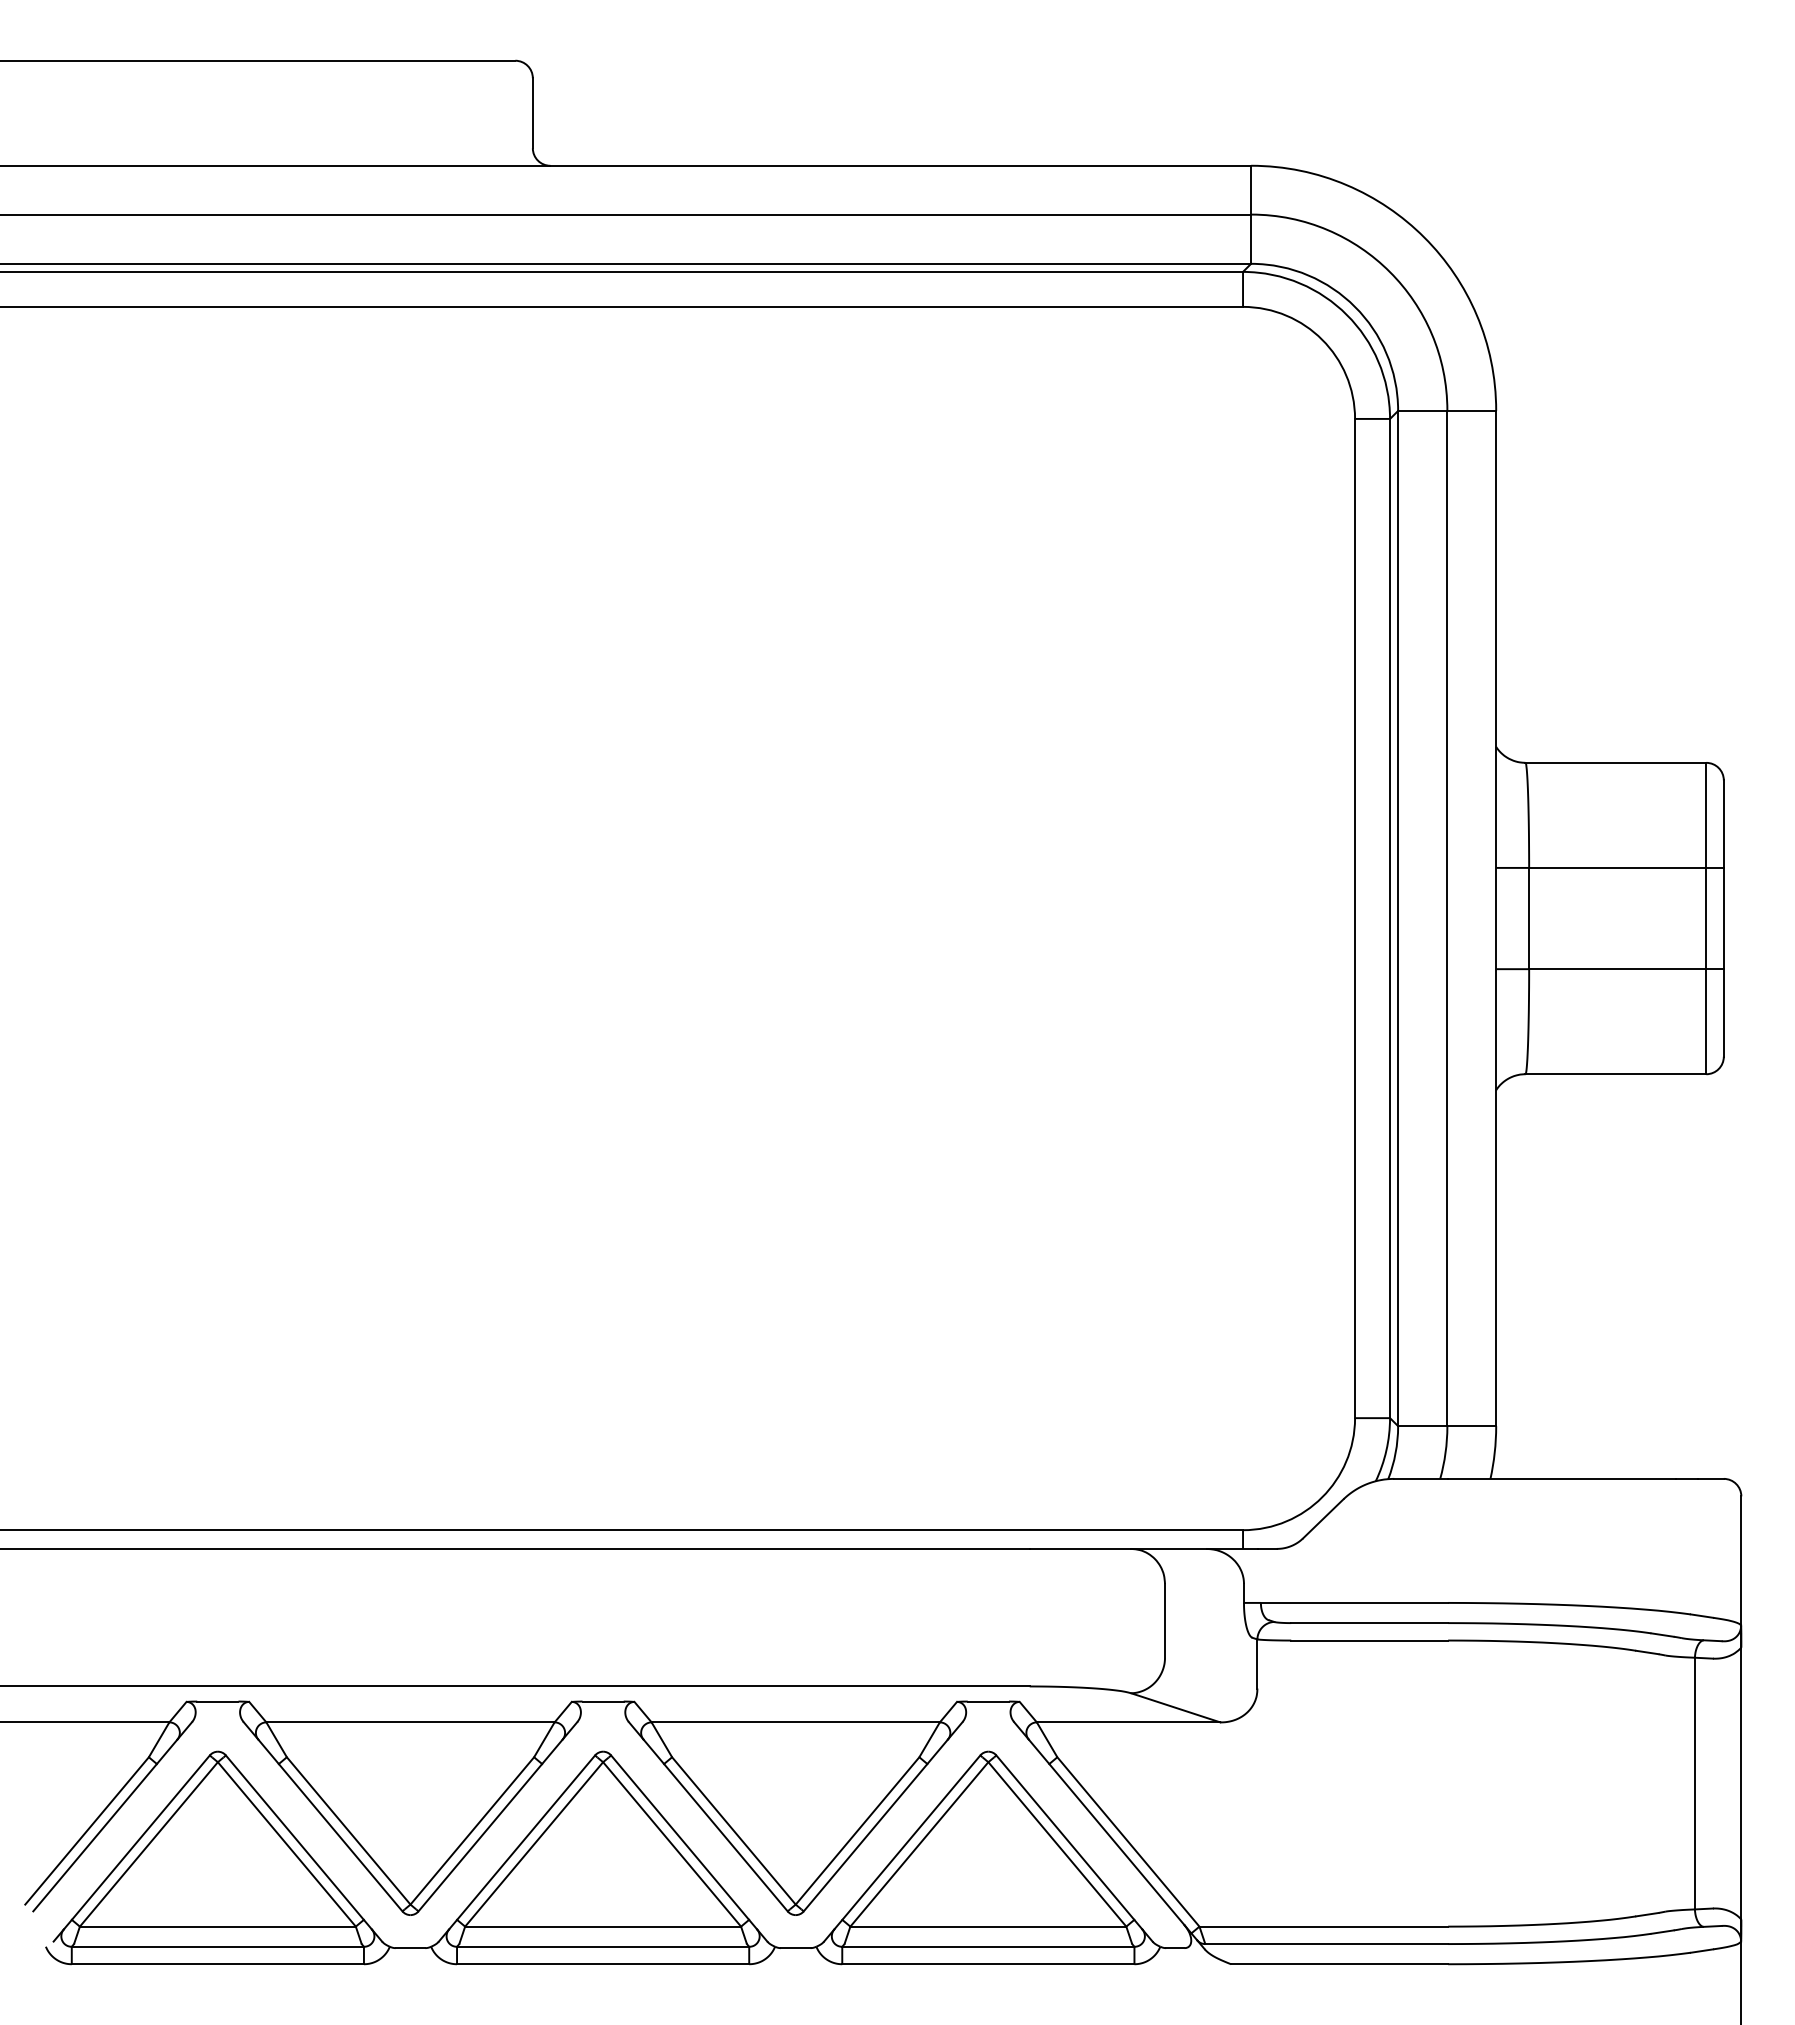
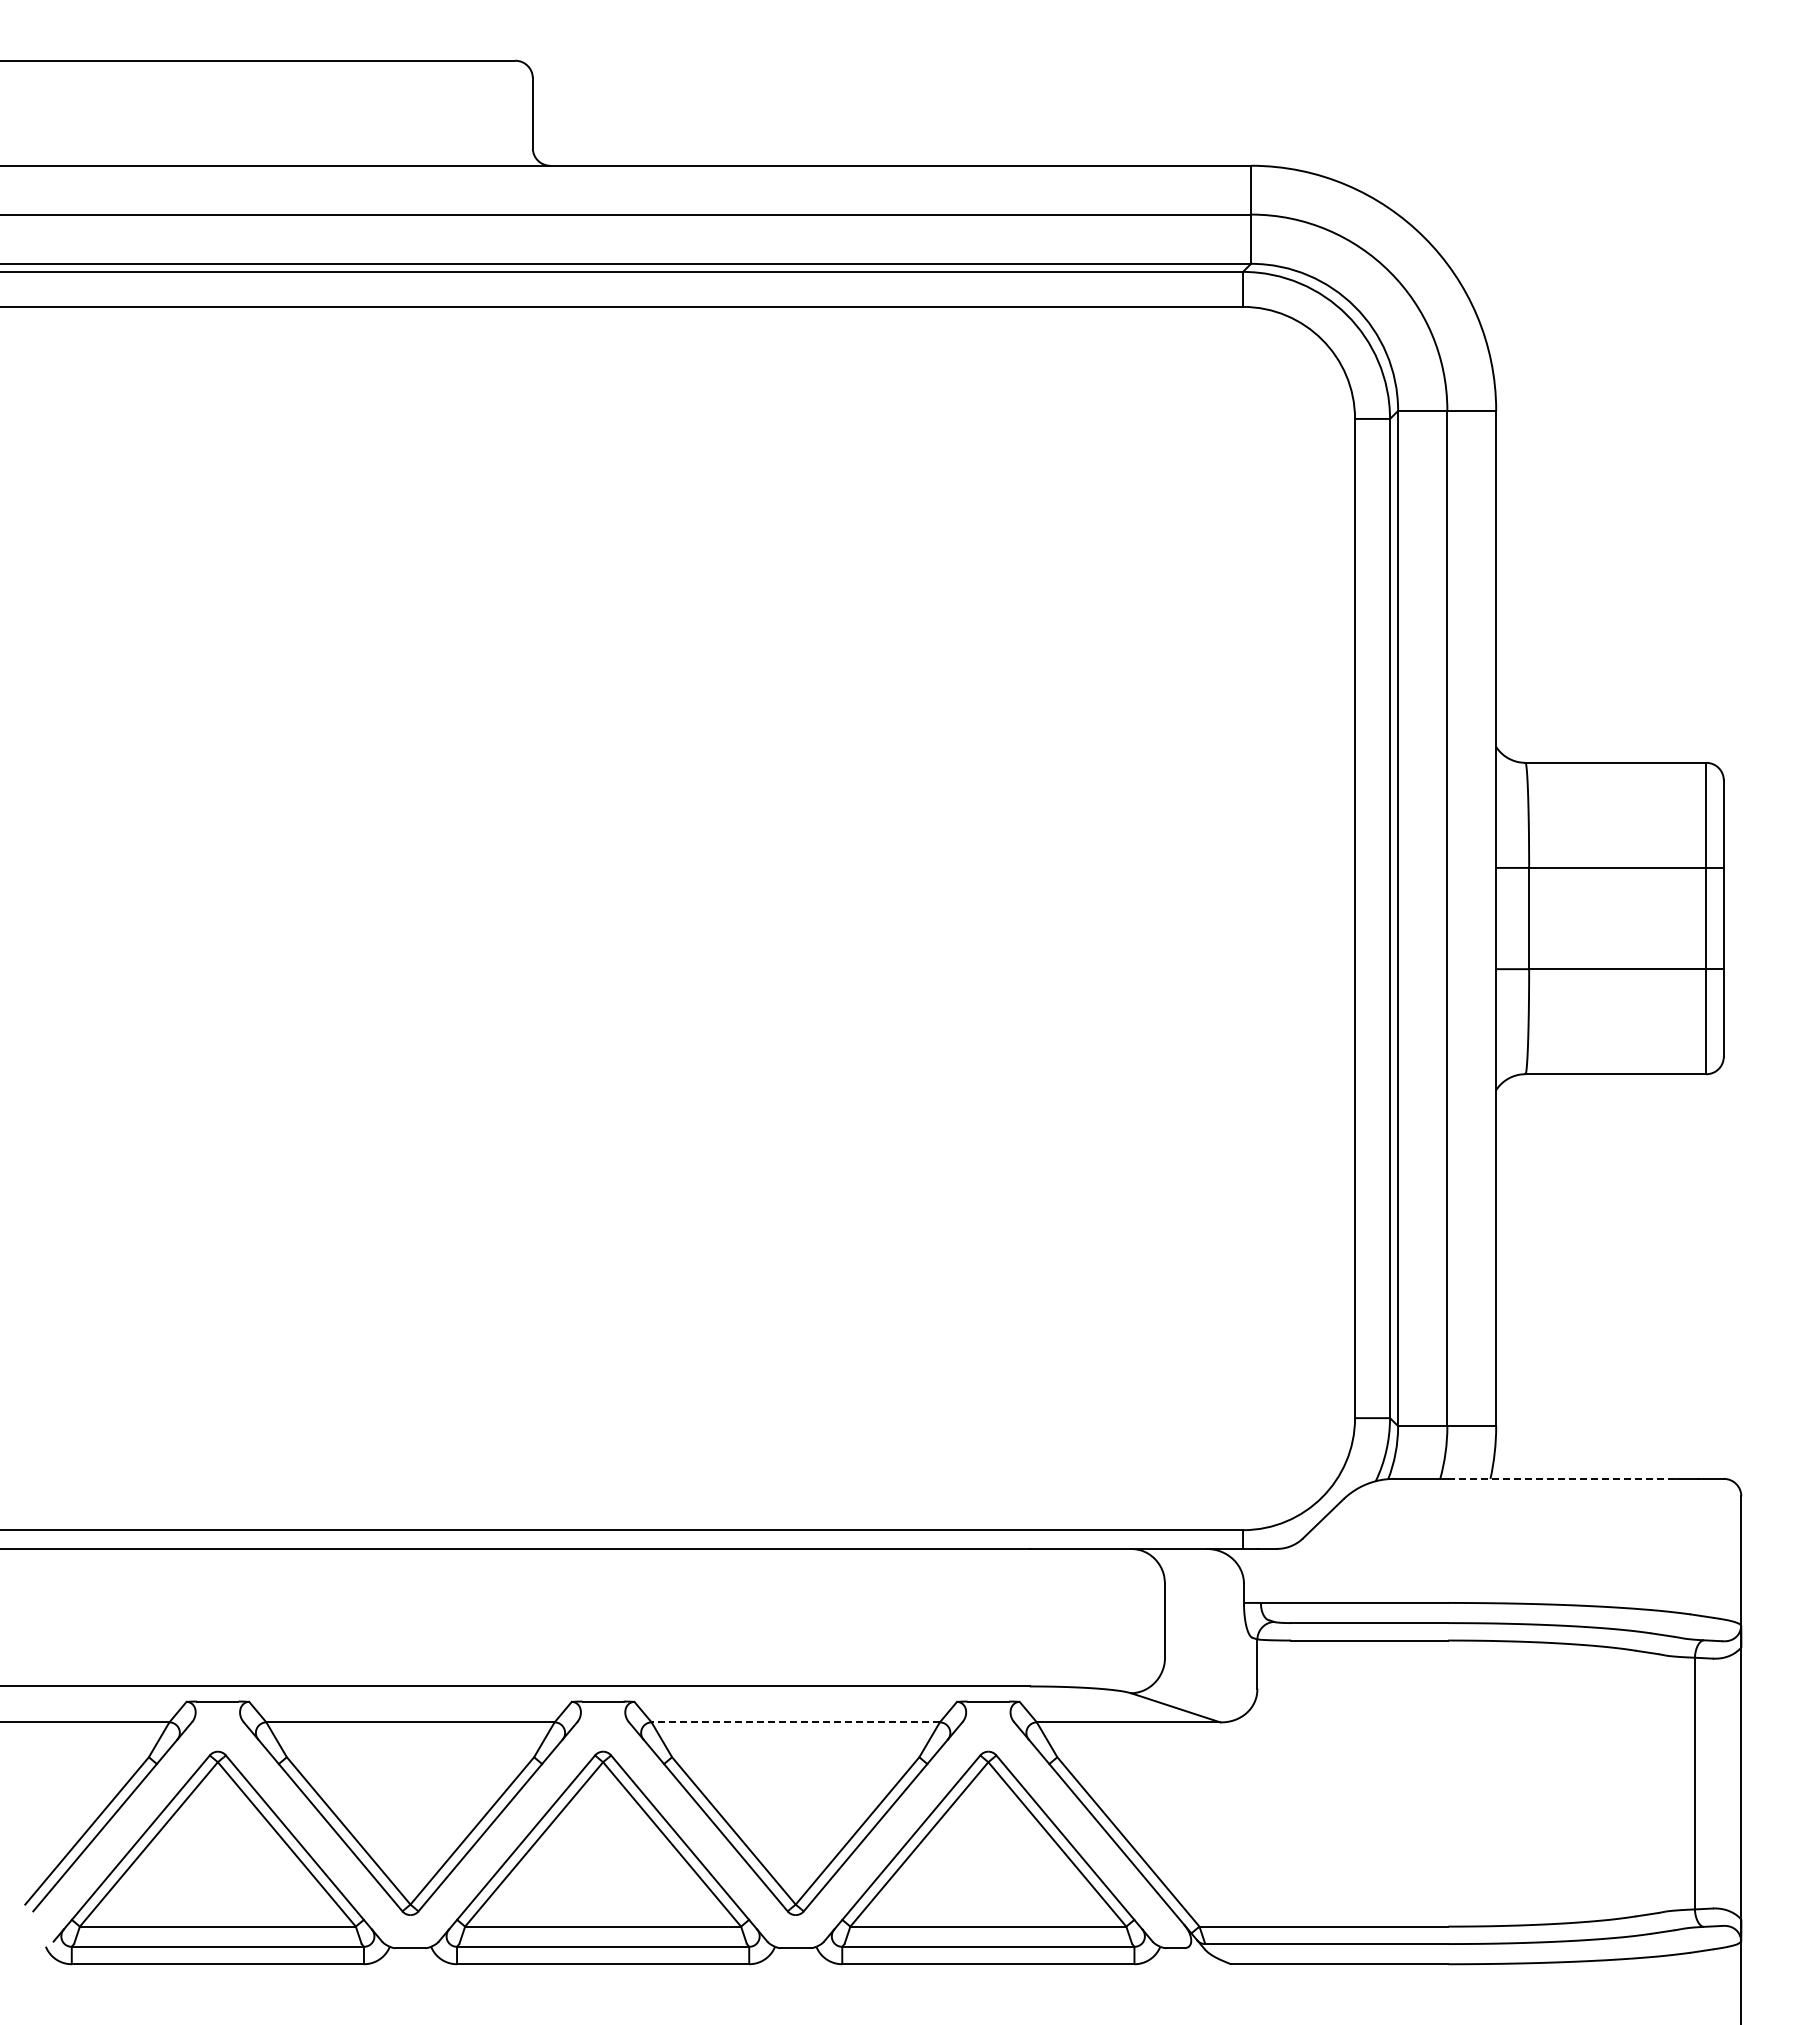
line: solid -> dashed (1561, 1478)
line: solid -> dashed (795, 1722)
